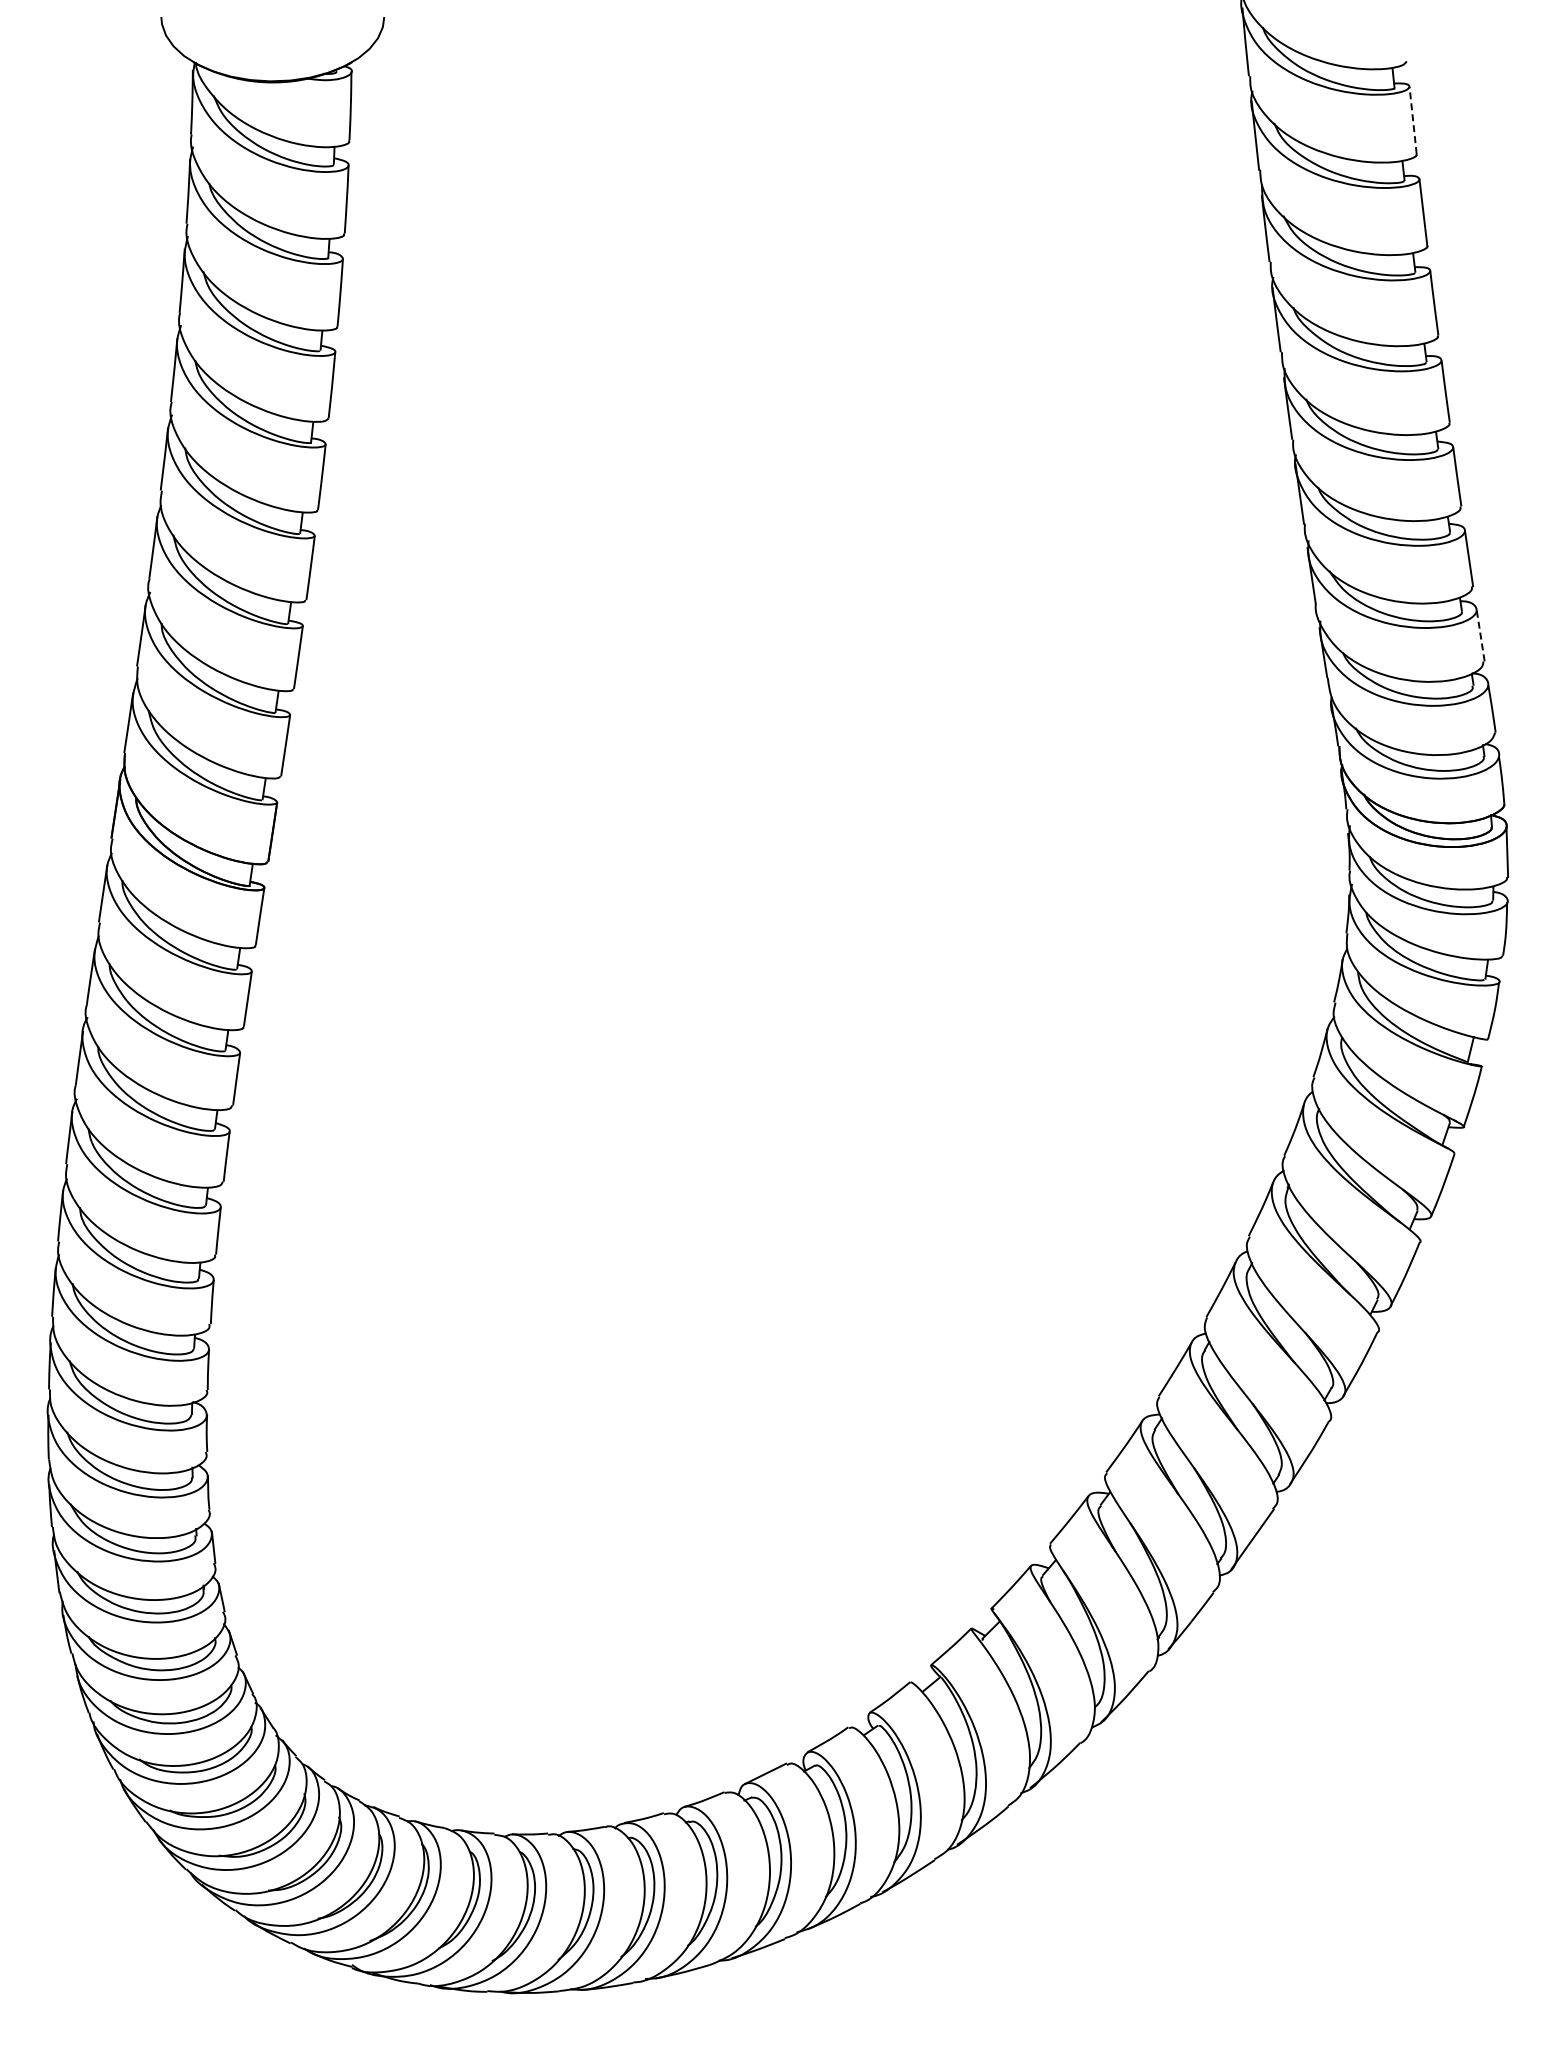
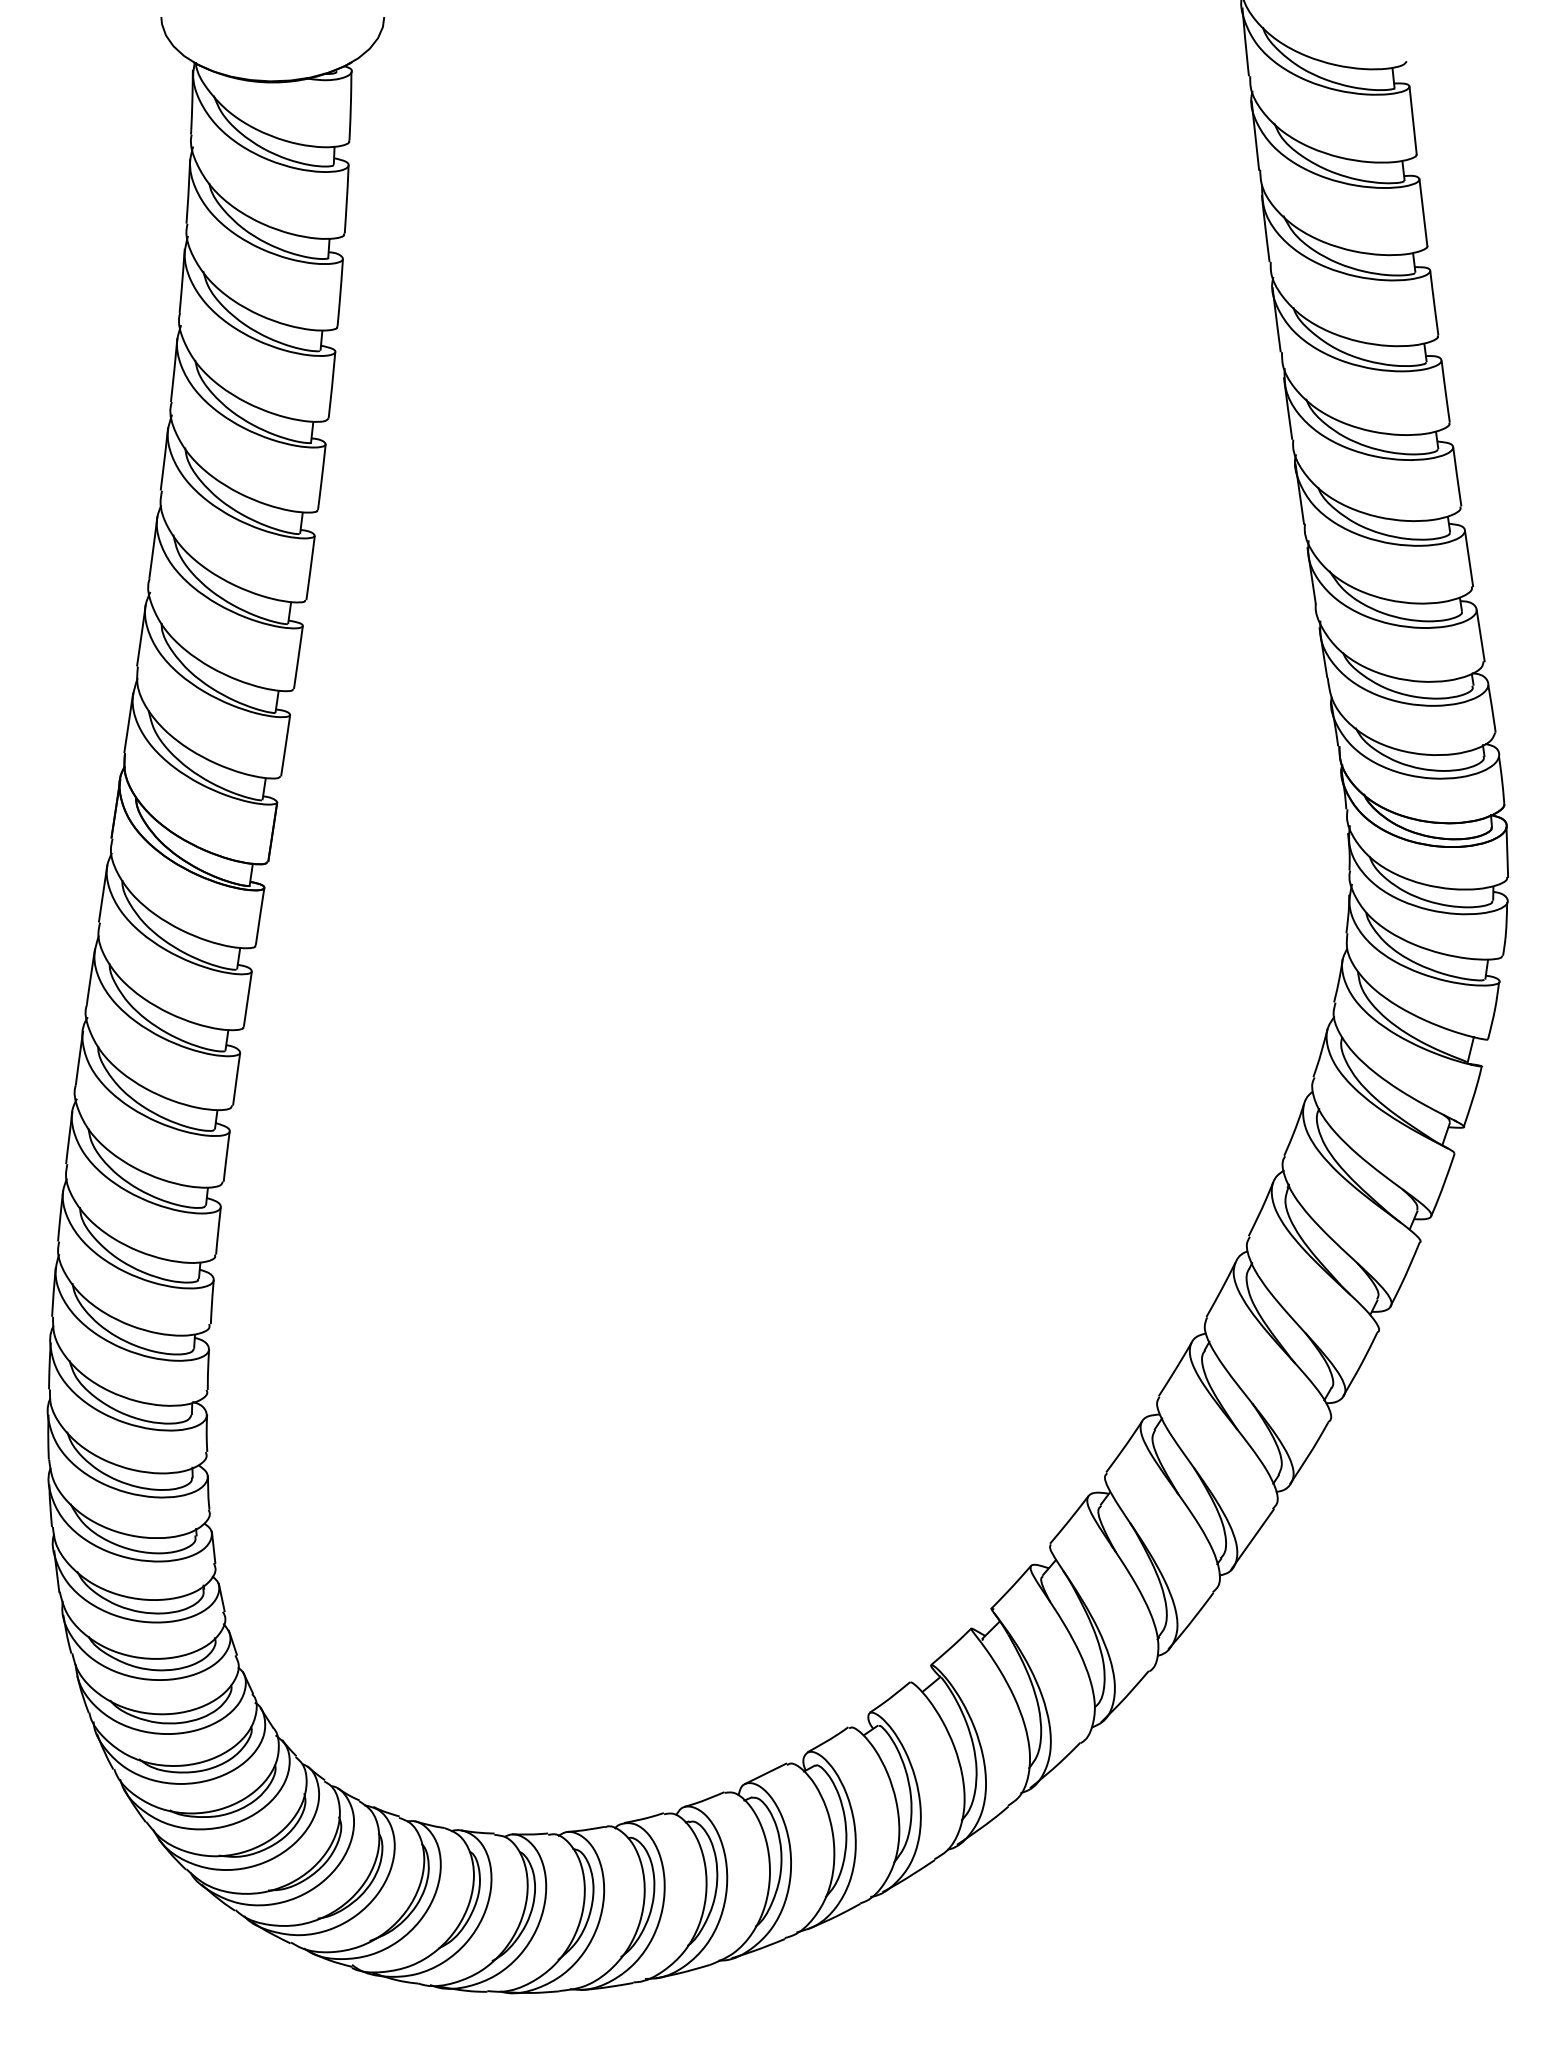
line: dashed -> solid (1413, 120)
line: dashed -> solid (1480, 635)
